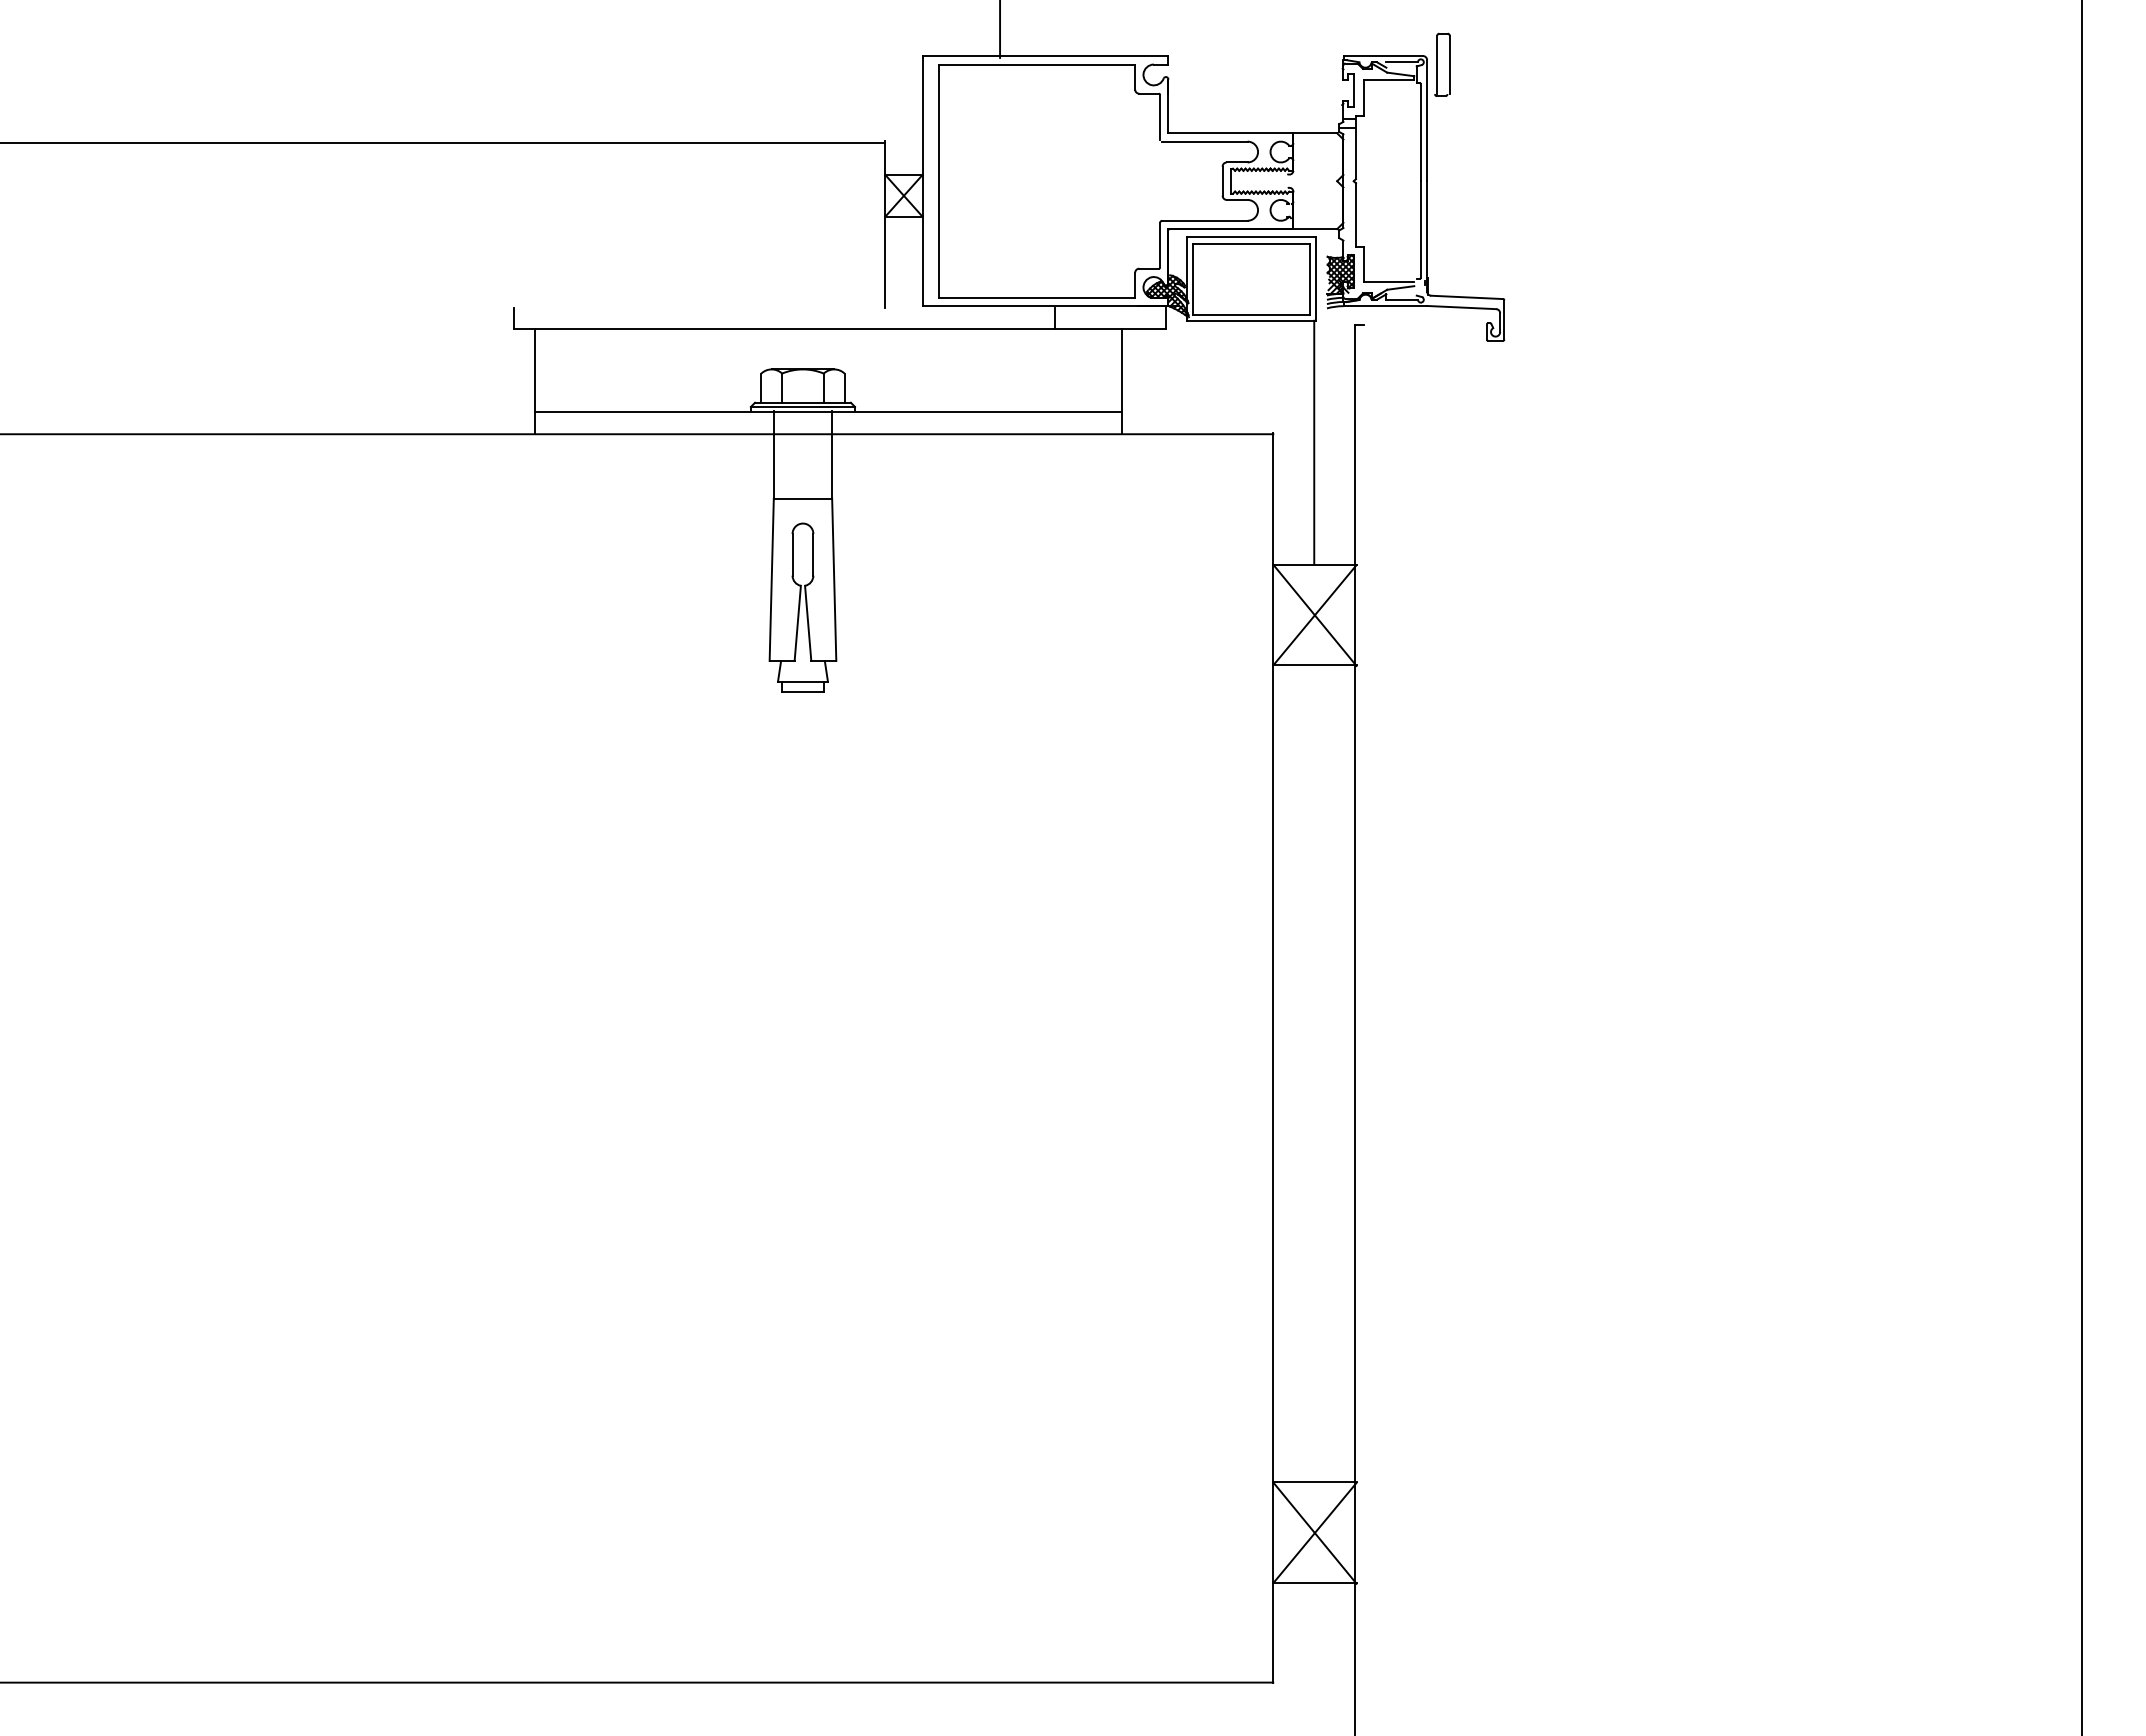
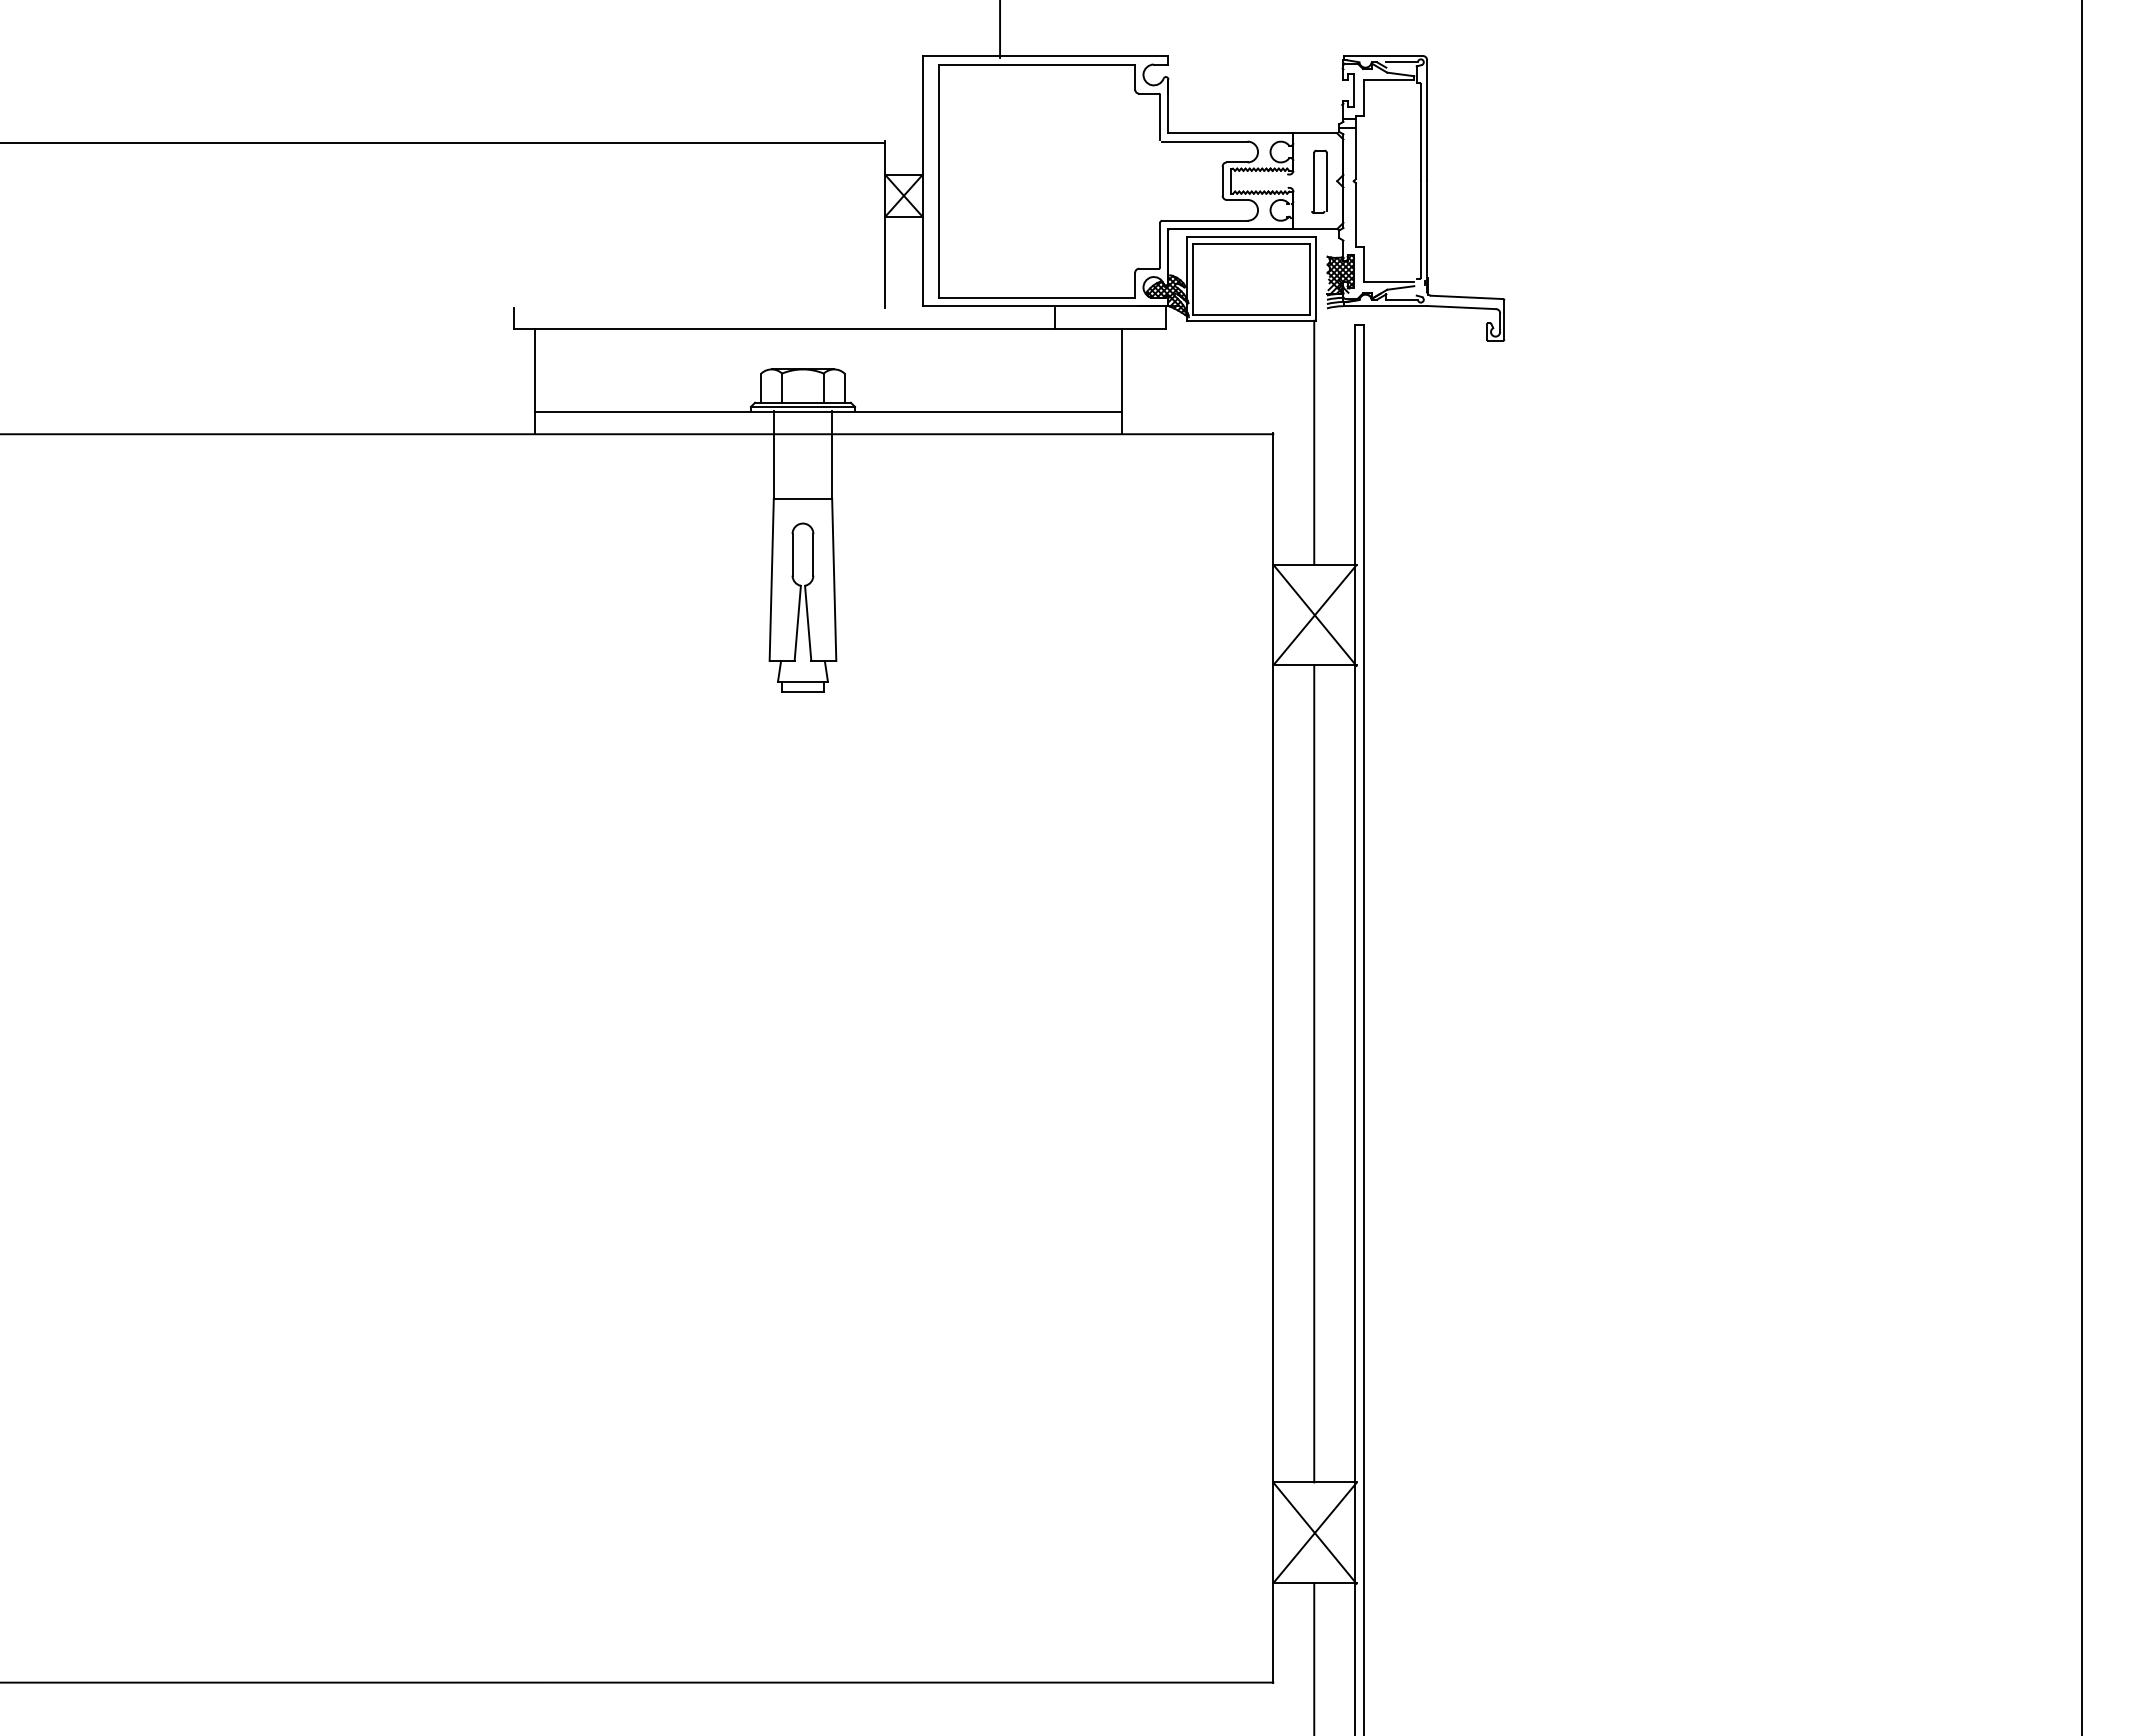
part position: (1442, 64) -> (1319, 181) (1319, 181)
line: none -> present (1363, 1028)
line: none -> present (1314, 1073)
line: none -> present (1314, 1657)
